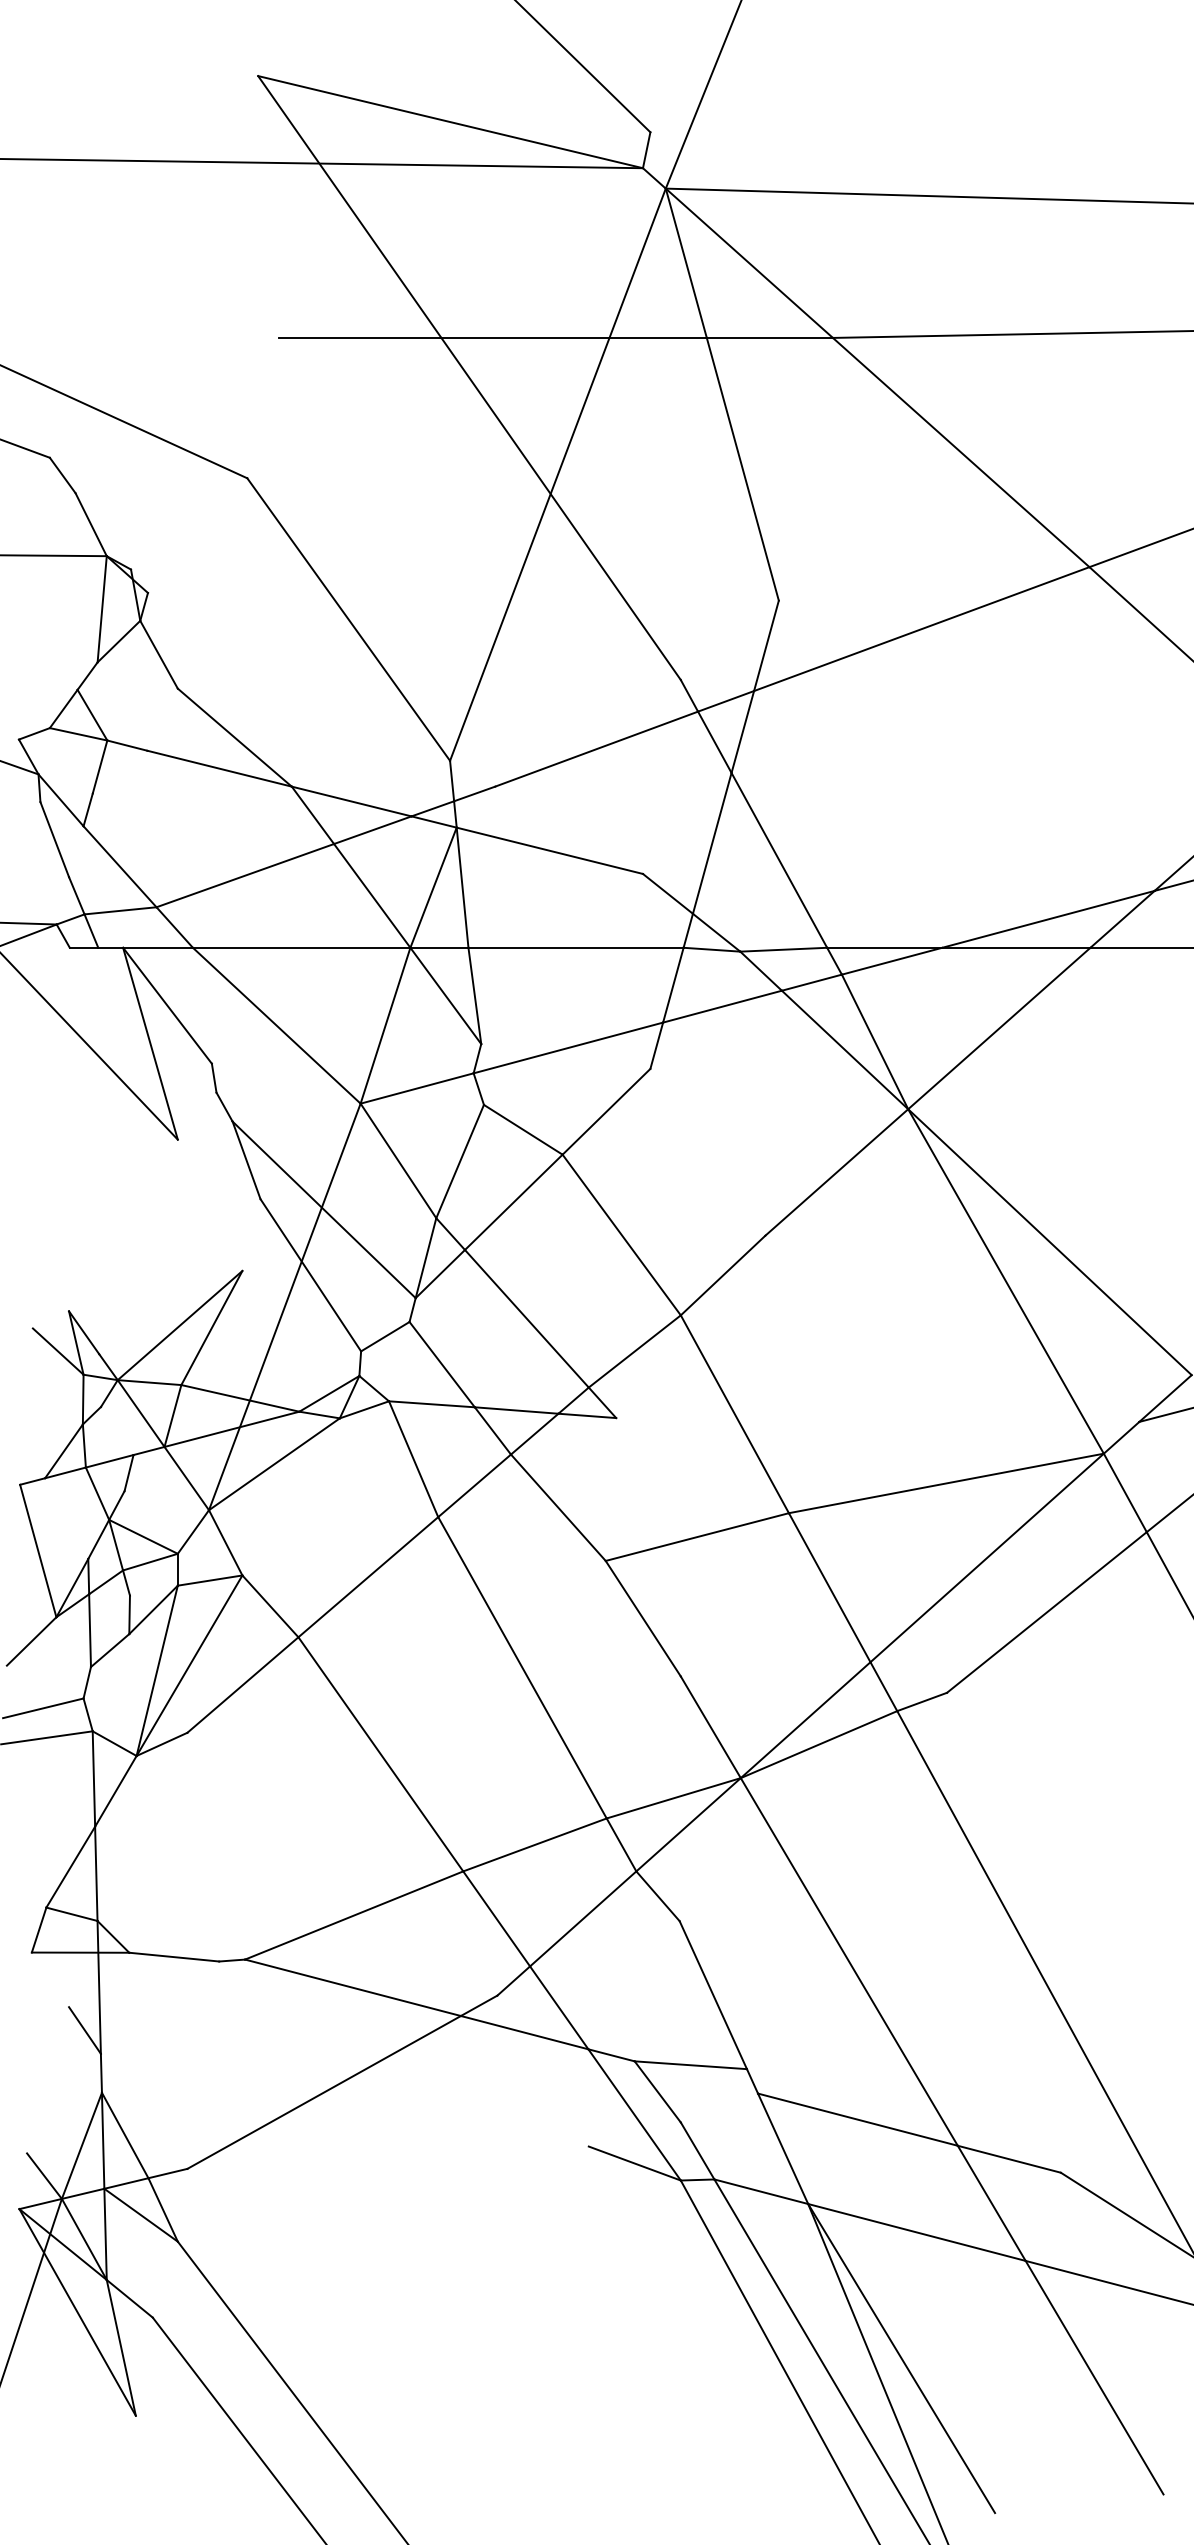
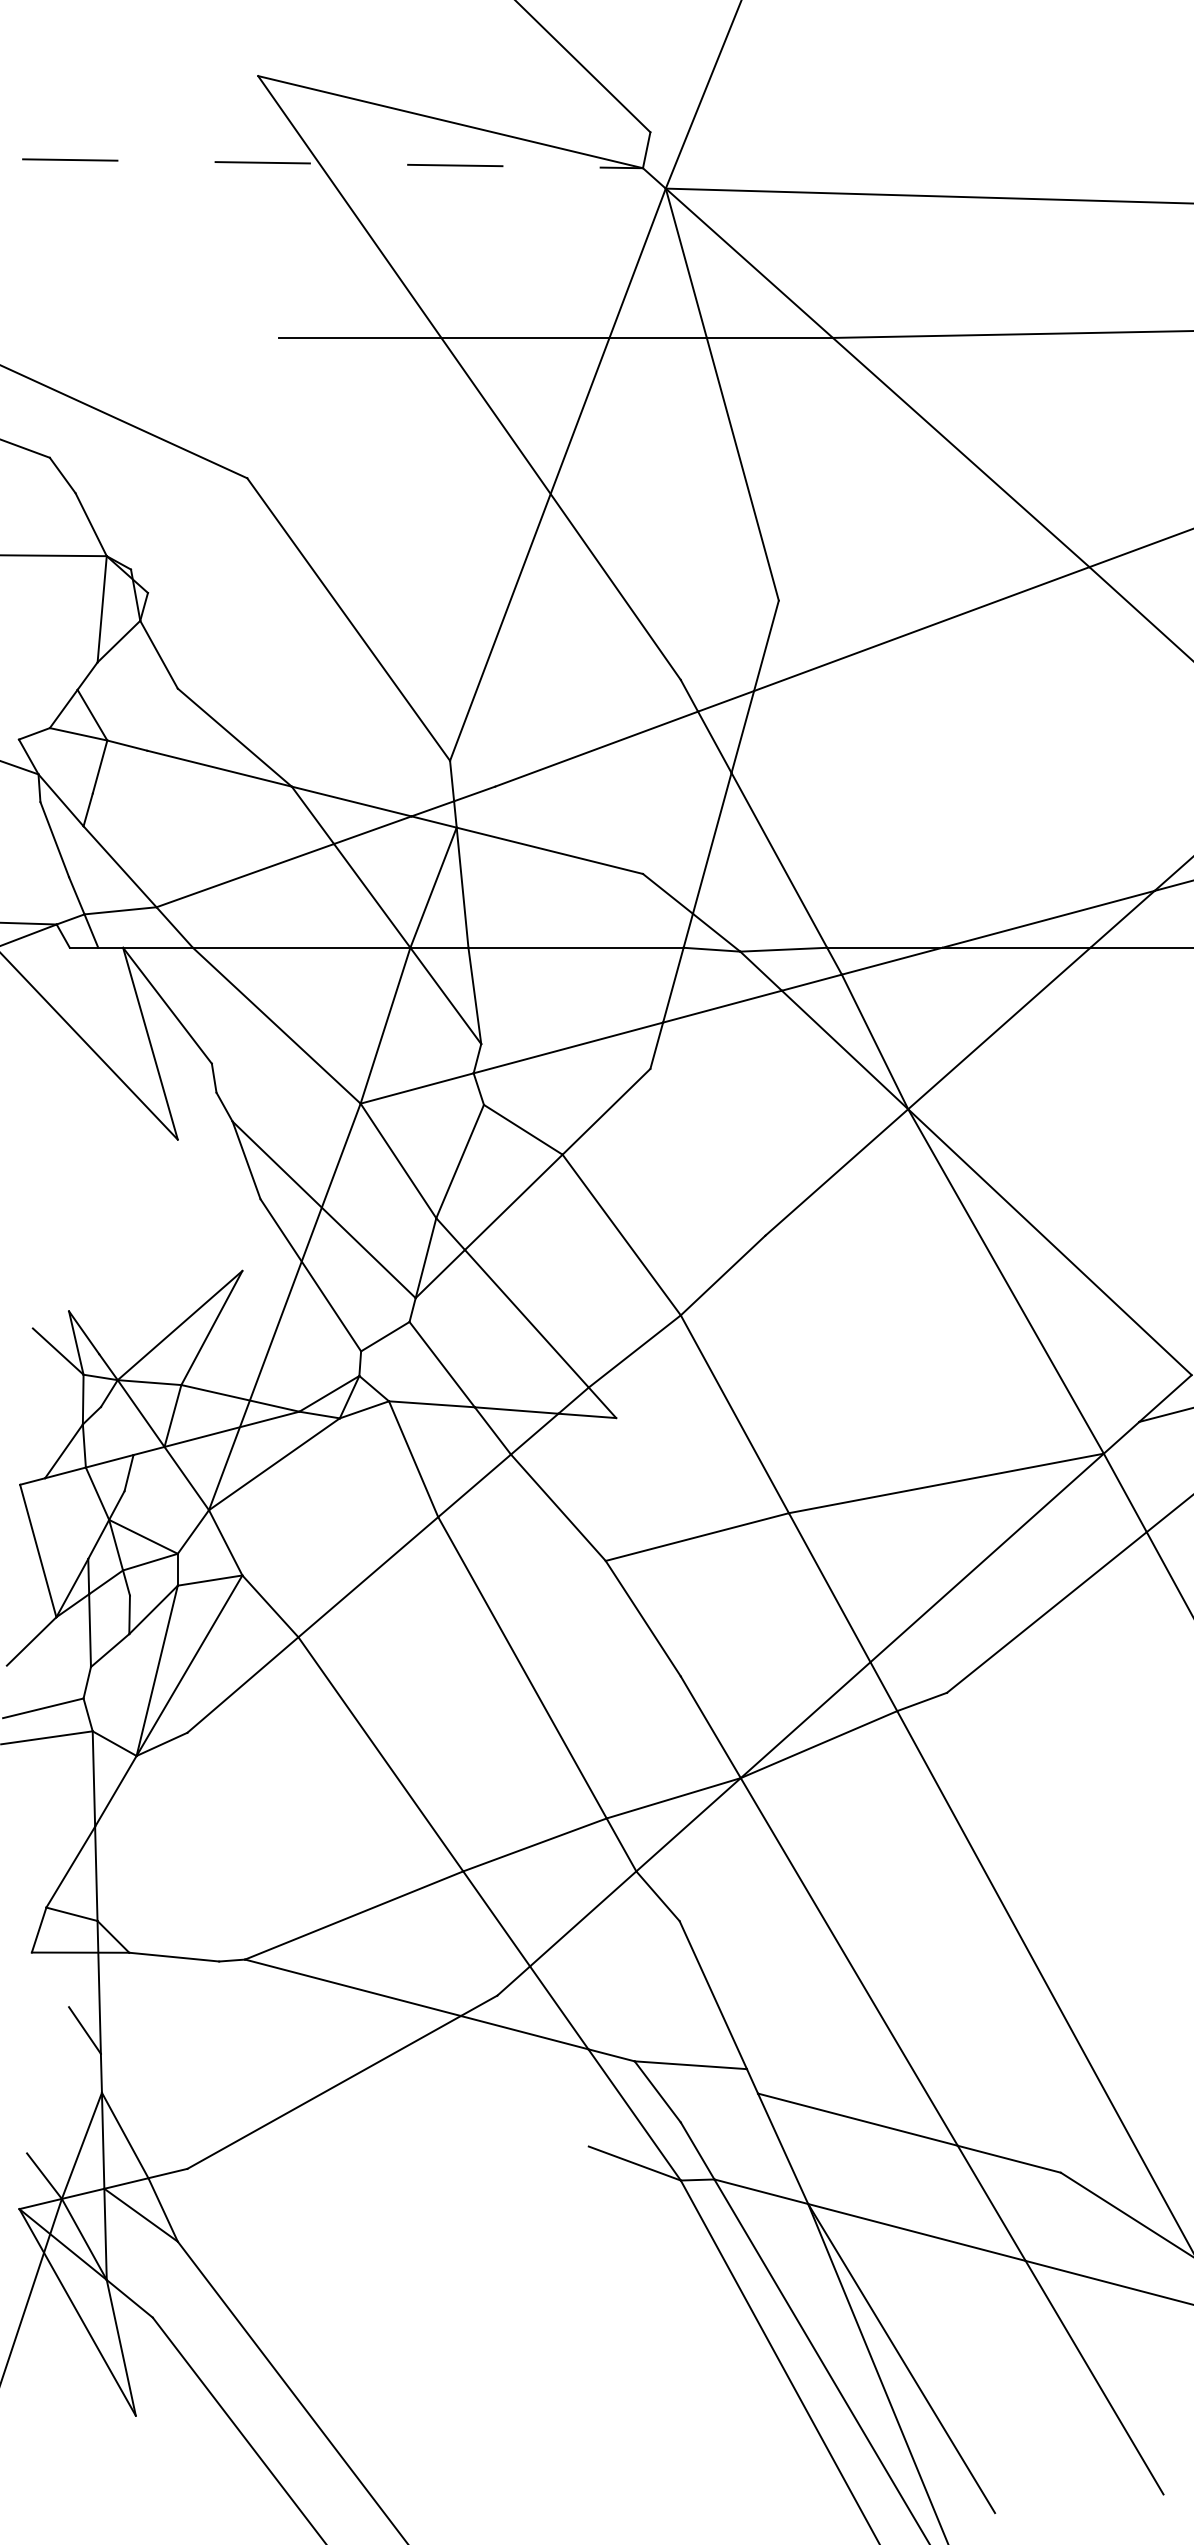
line: solid -> dashed (322, 163)
